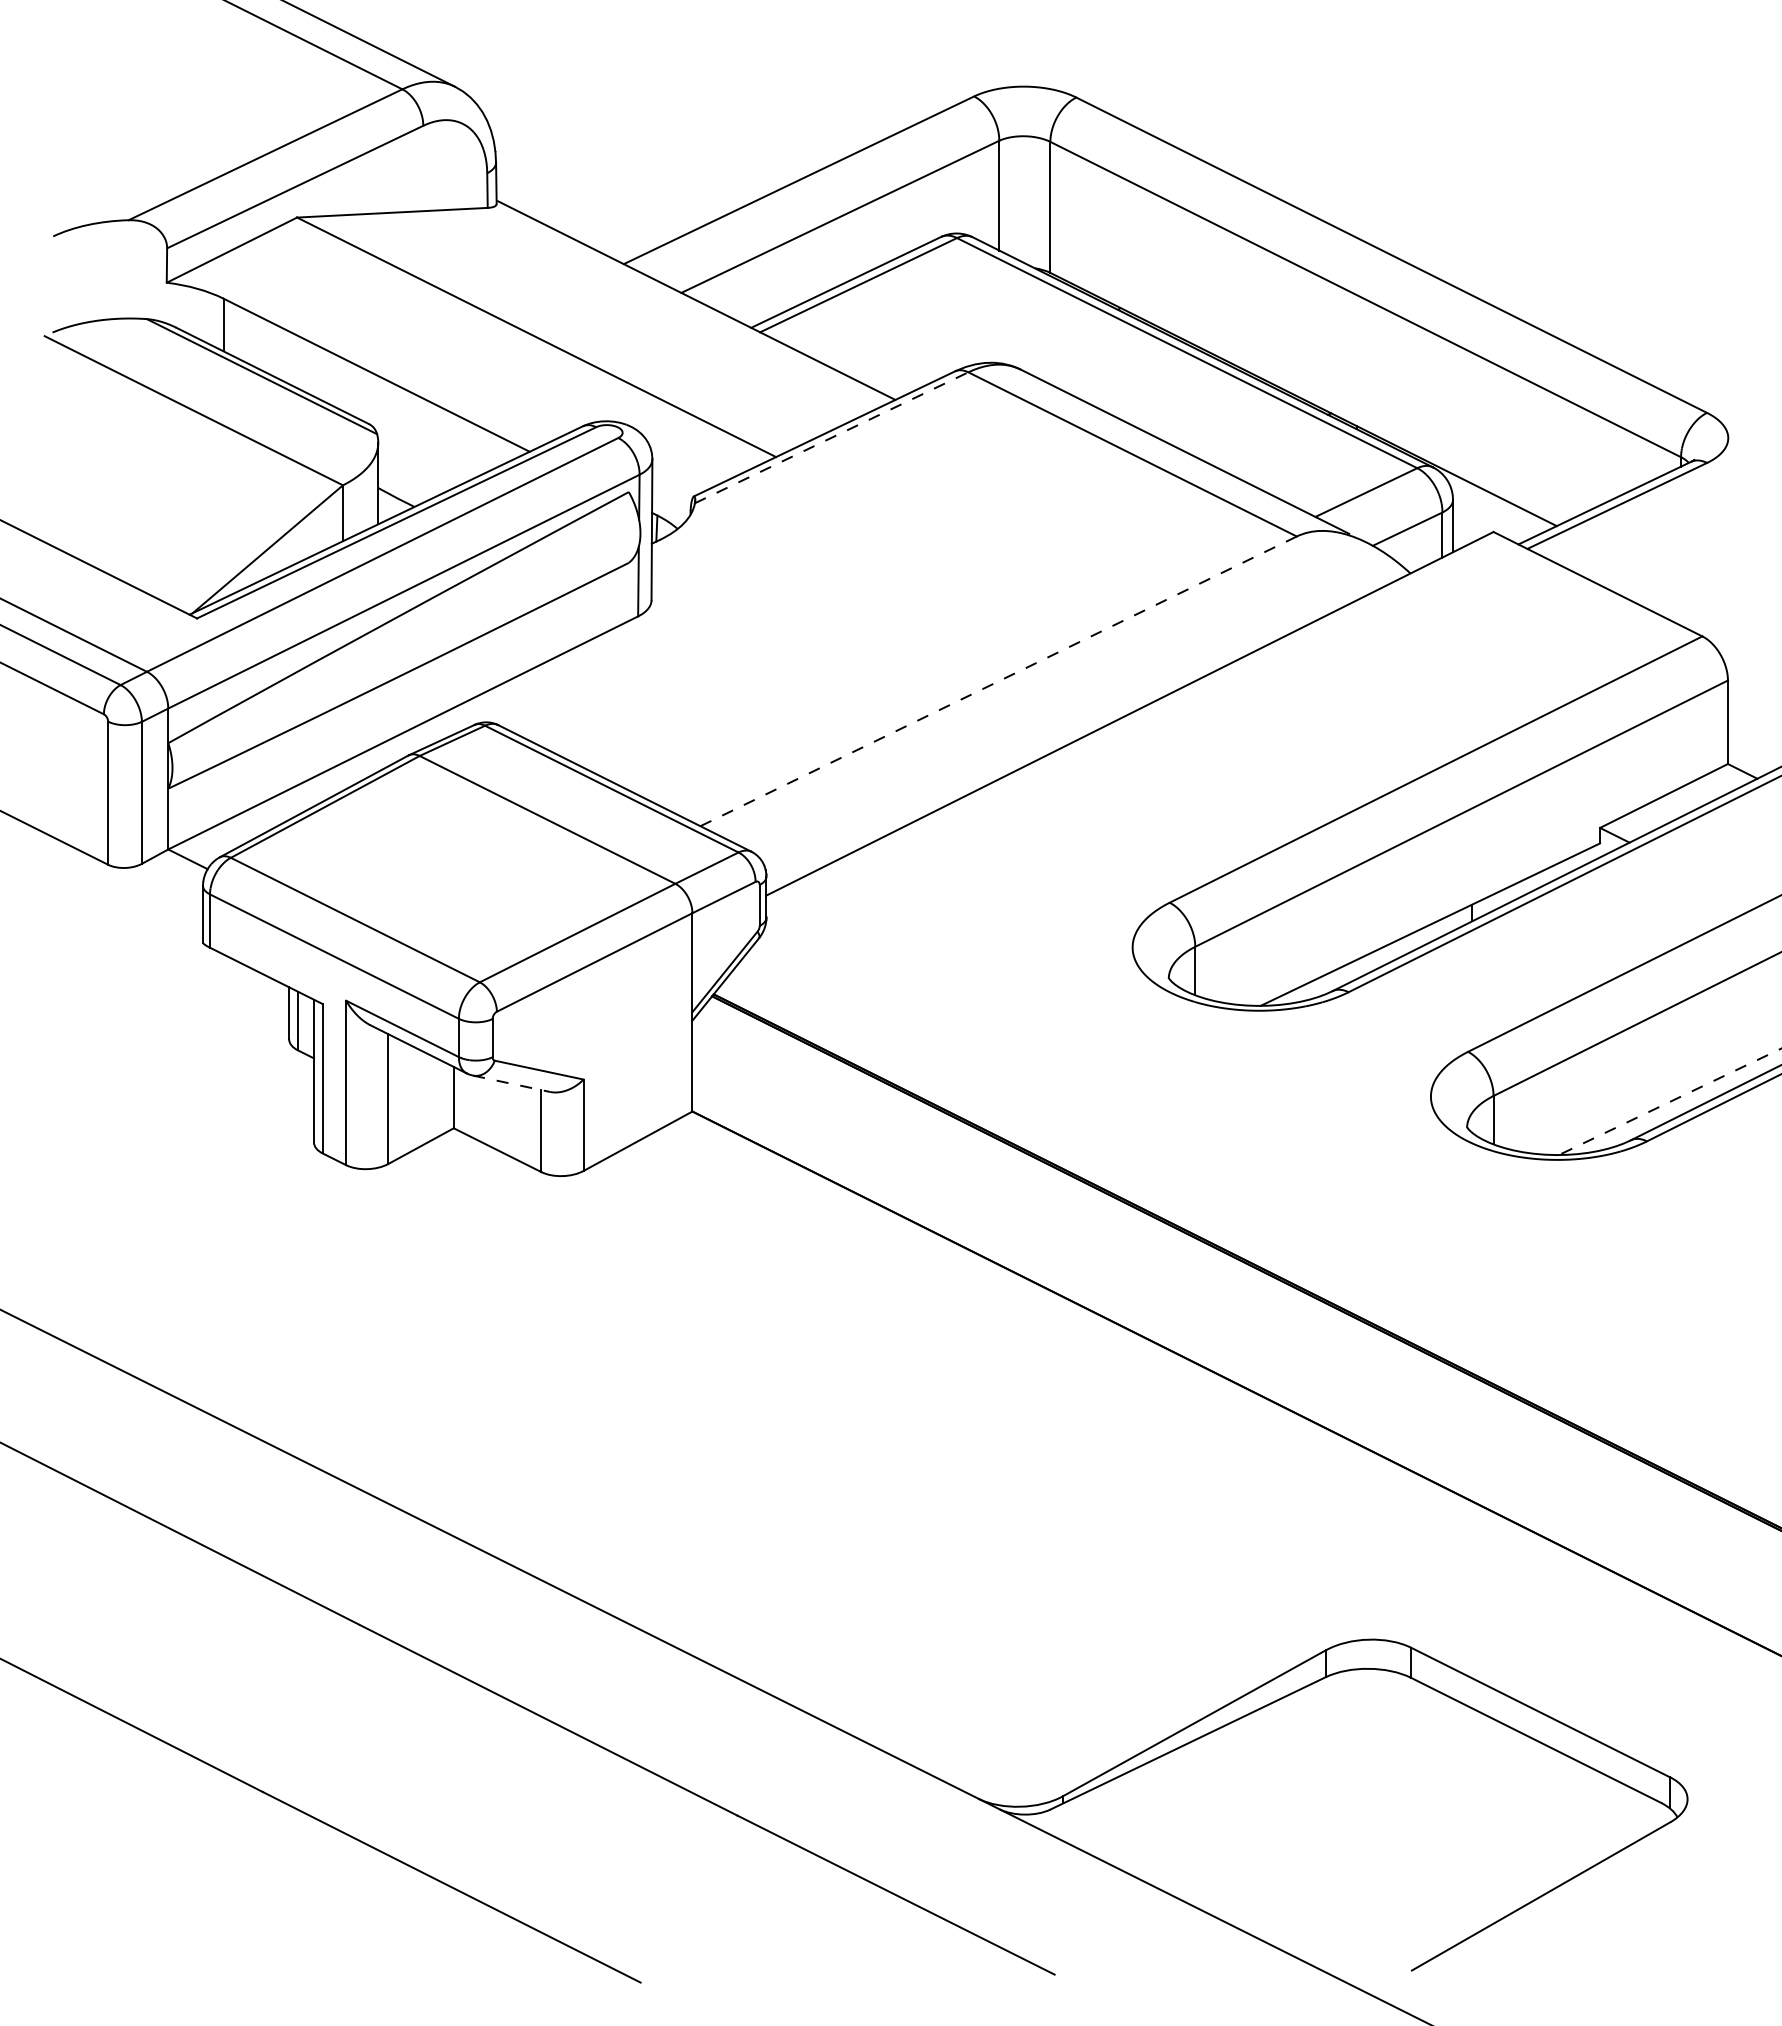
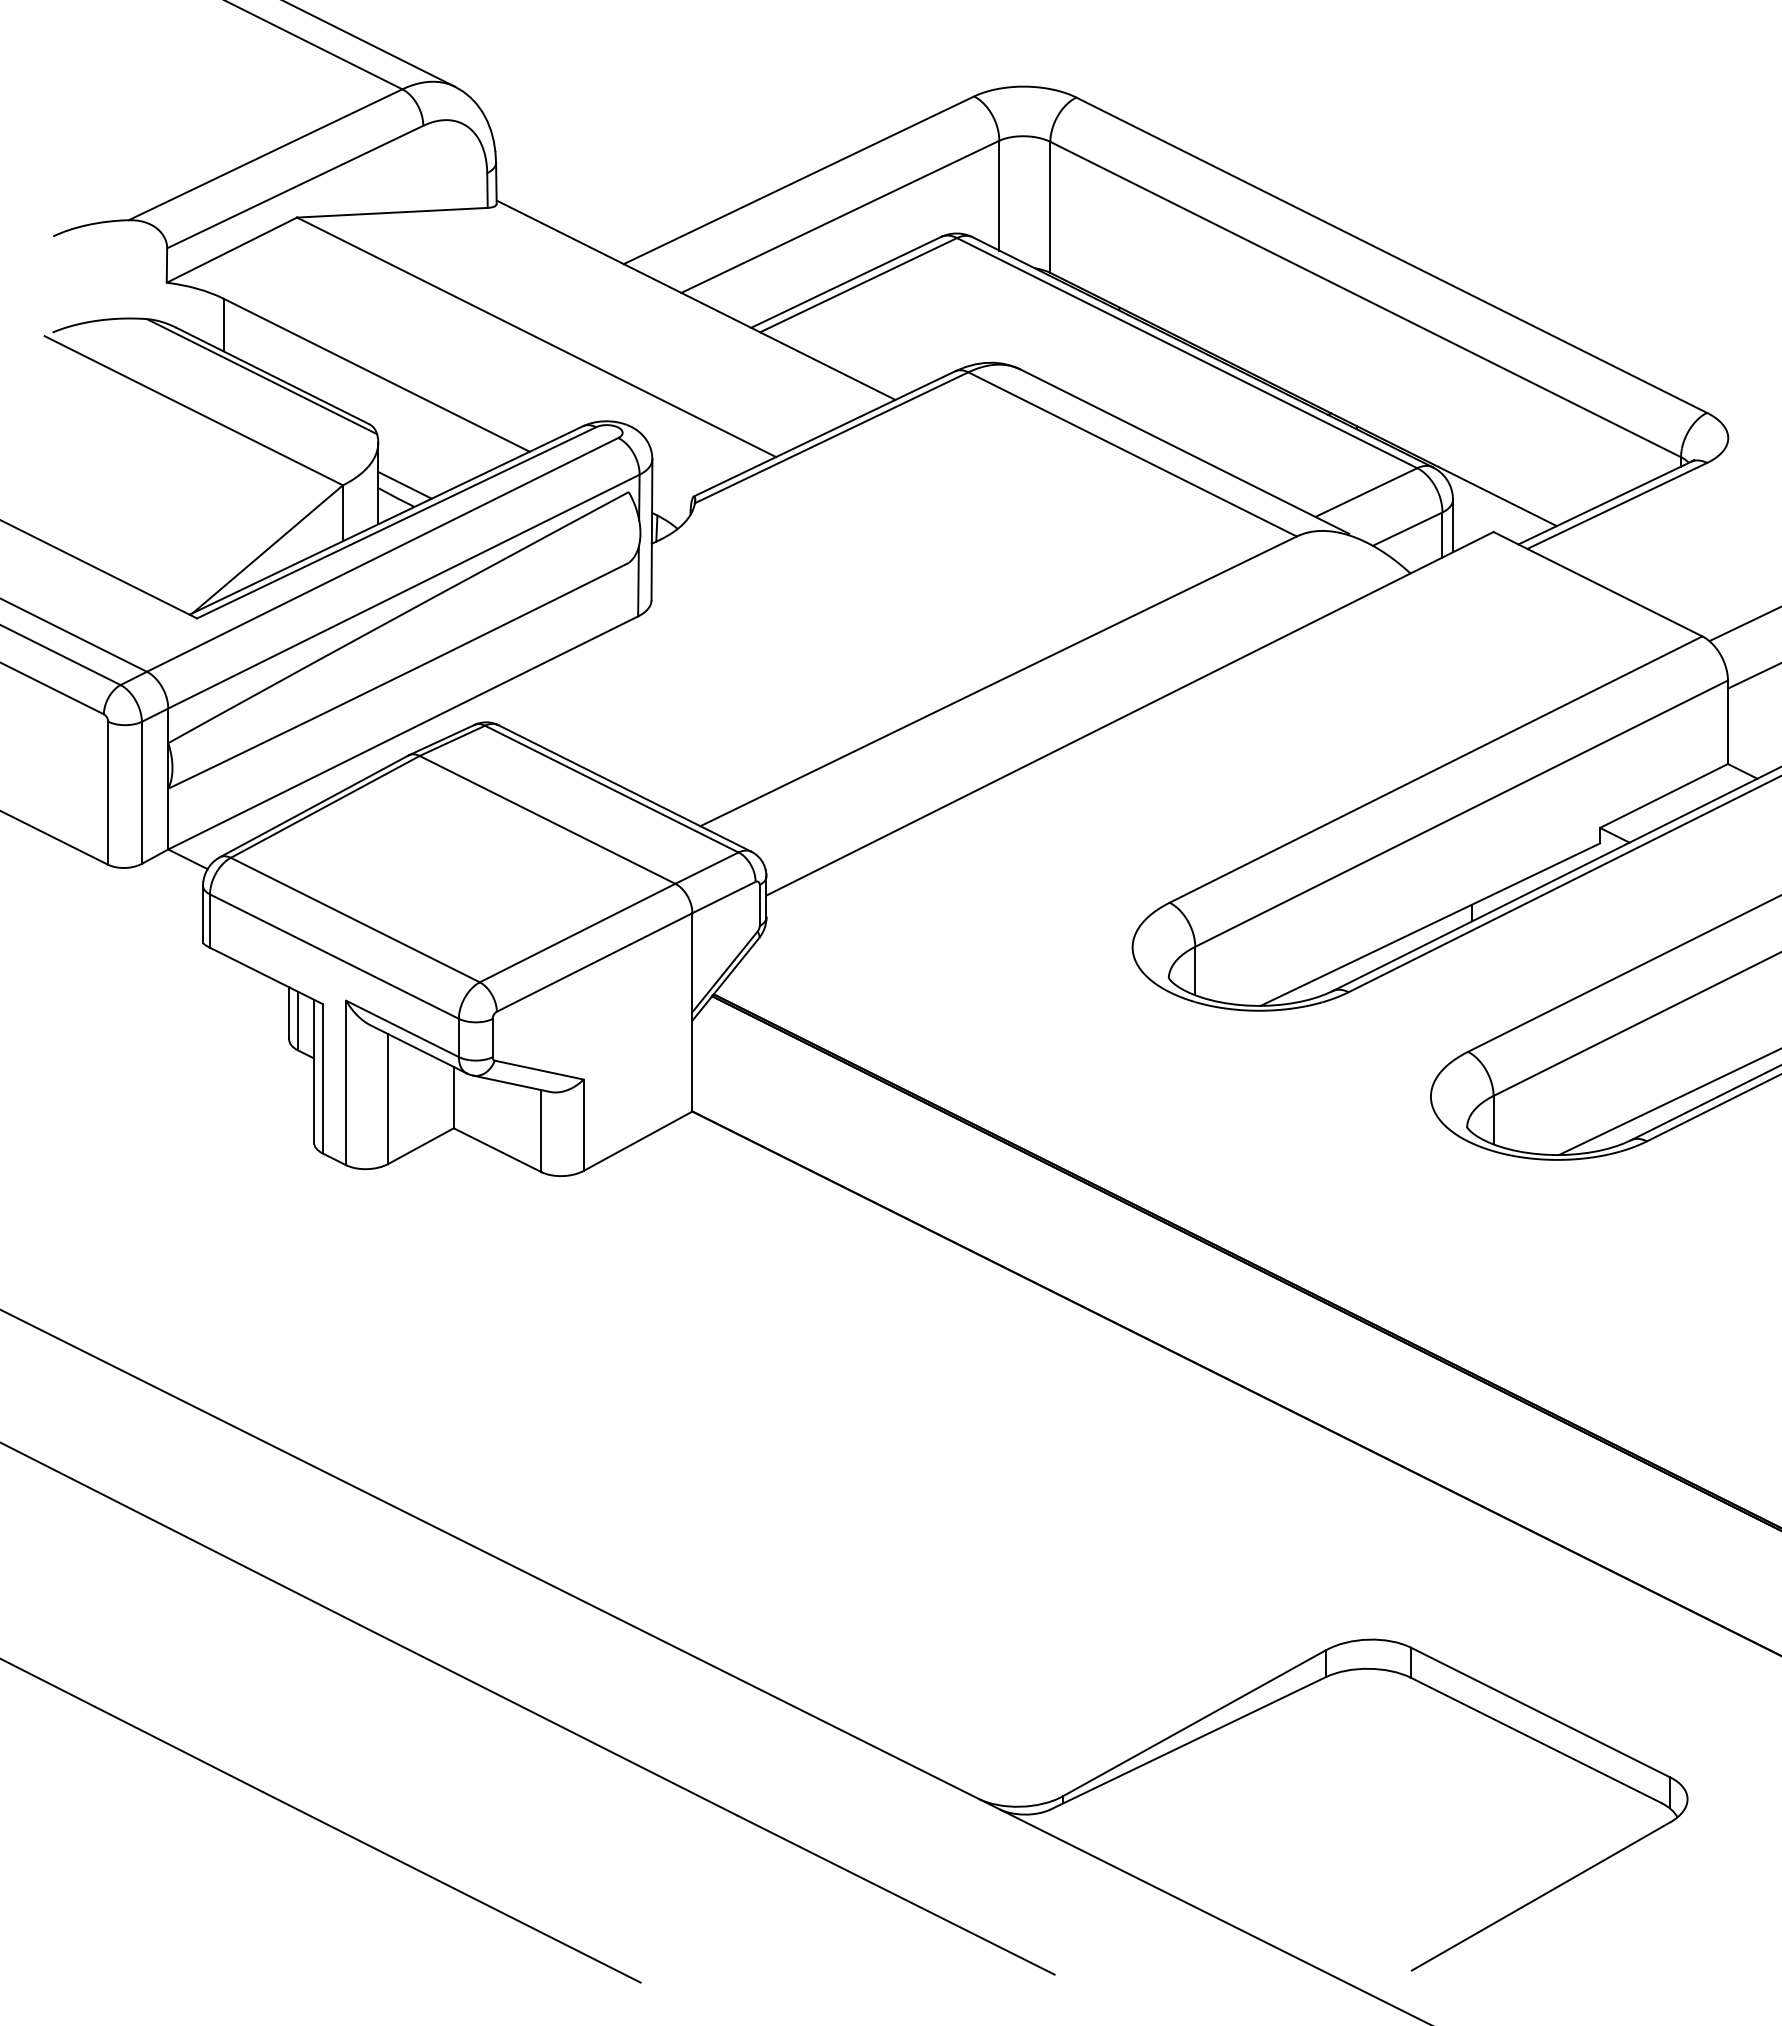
line: dashed -> solid (831, 437)
line: none -> present (404, 484)
line: none -> present (1743, 624)
line: none -> present (1752, 676)
line: dashed -> solid (998, 681)
line: dashed -> solid (512, 1083)
line: dashed -> solid (1669, 1102)
